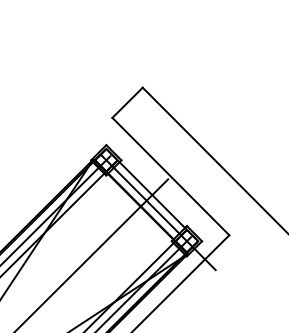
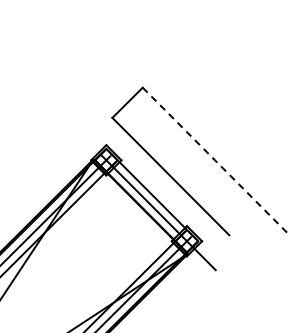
line: solid -> dashed (216, 161)
line: present -> none (92, 253)
line: present -> none (181, 282)
